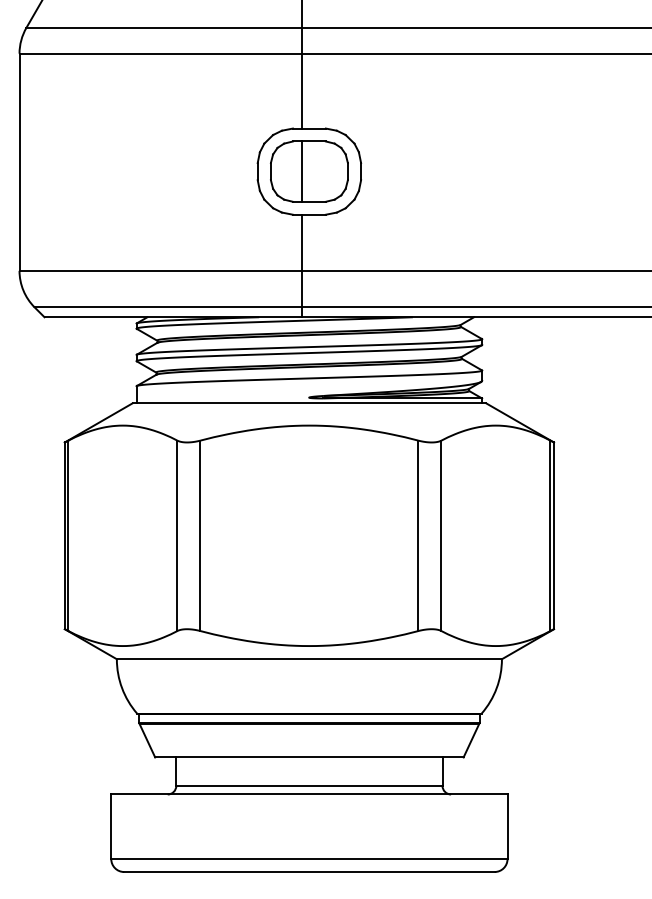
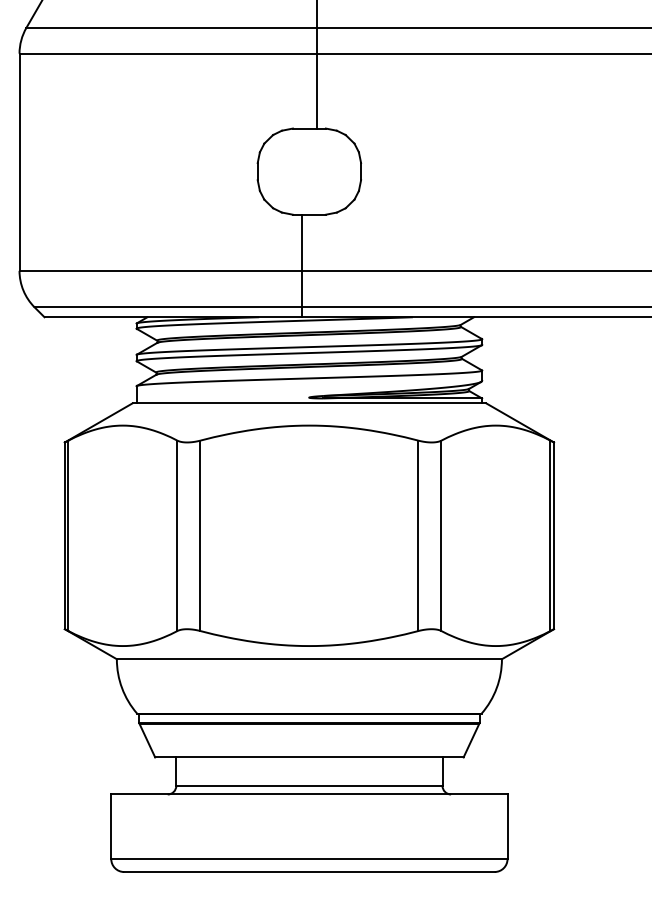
line position: (302, 65) -> (317, 65) (317, 65)
part: present -> none (309, 171)
